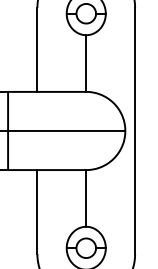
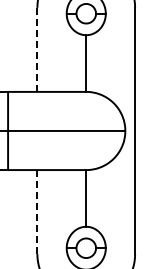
line: solid -> dashed (37, 49)
line: solid -> dashed (37, 211)
